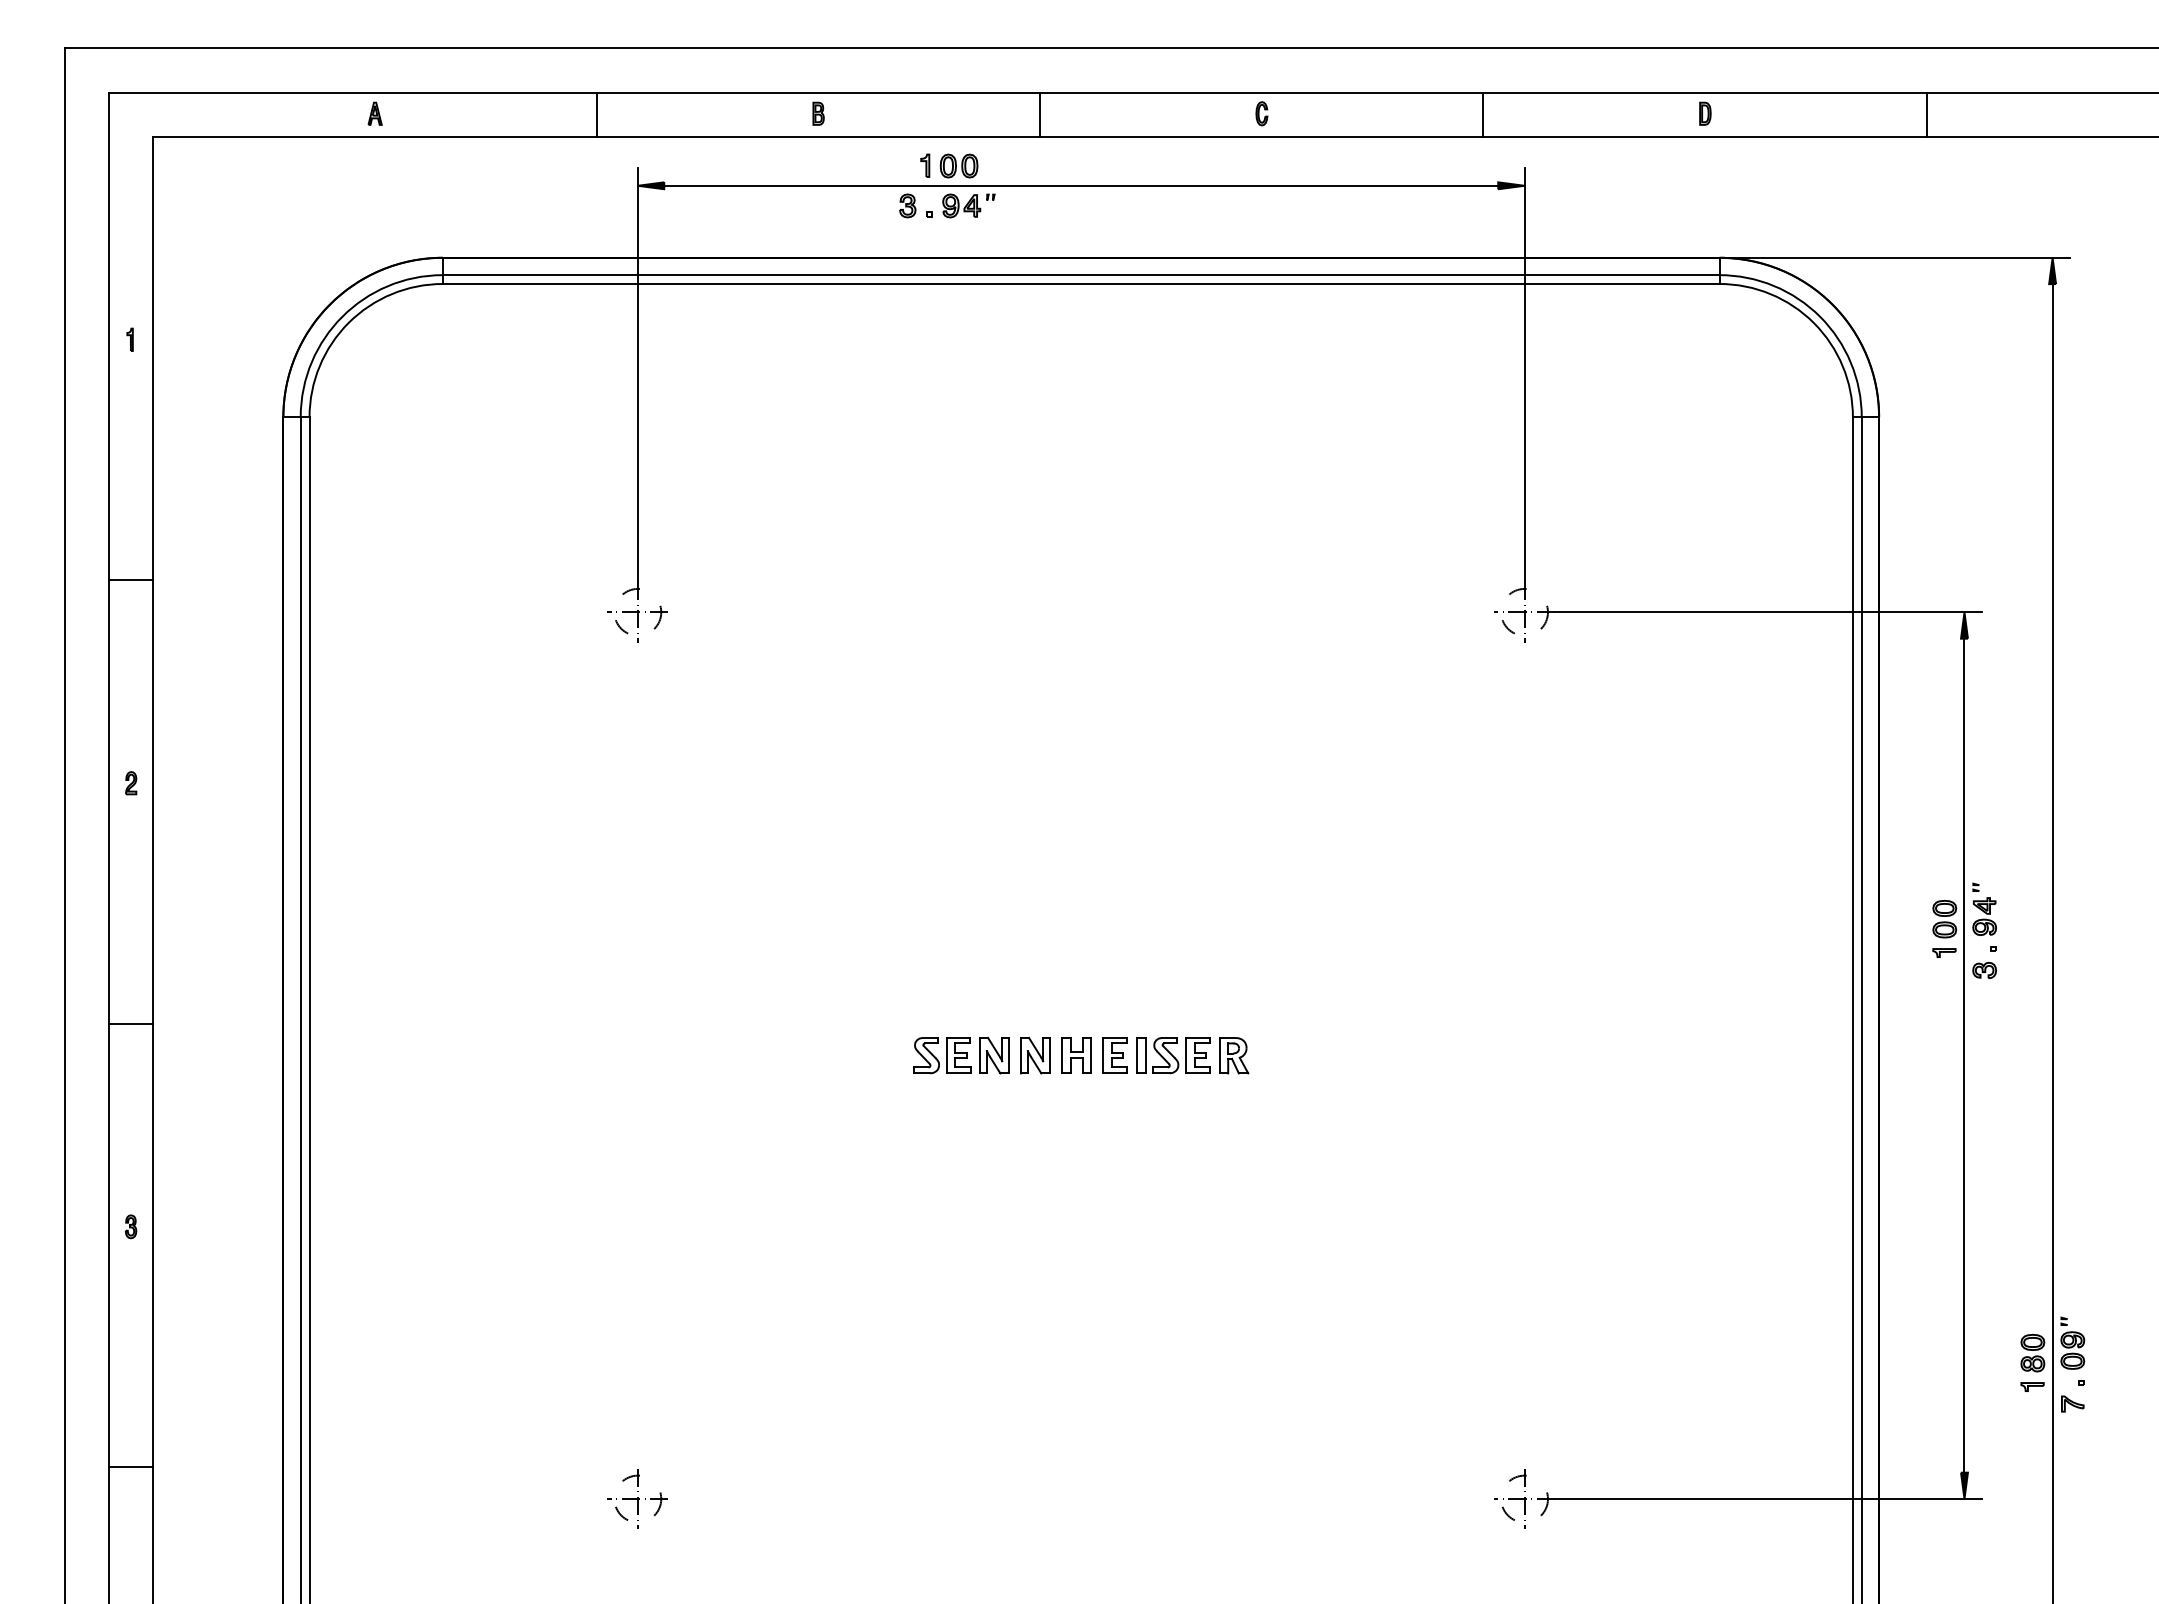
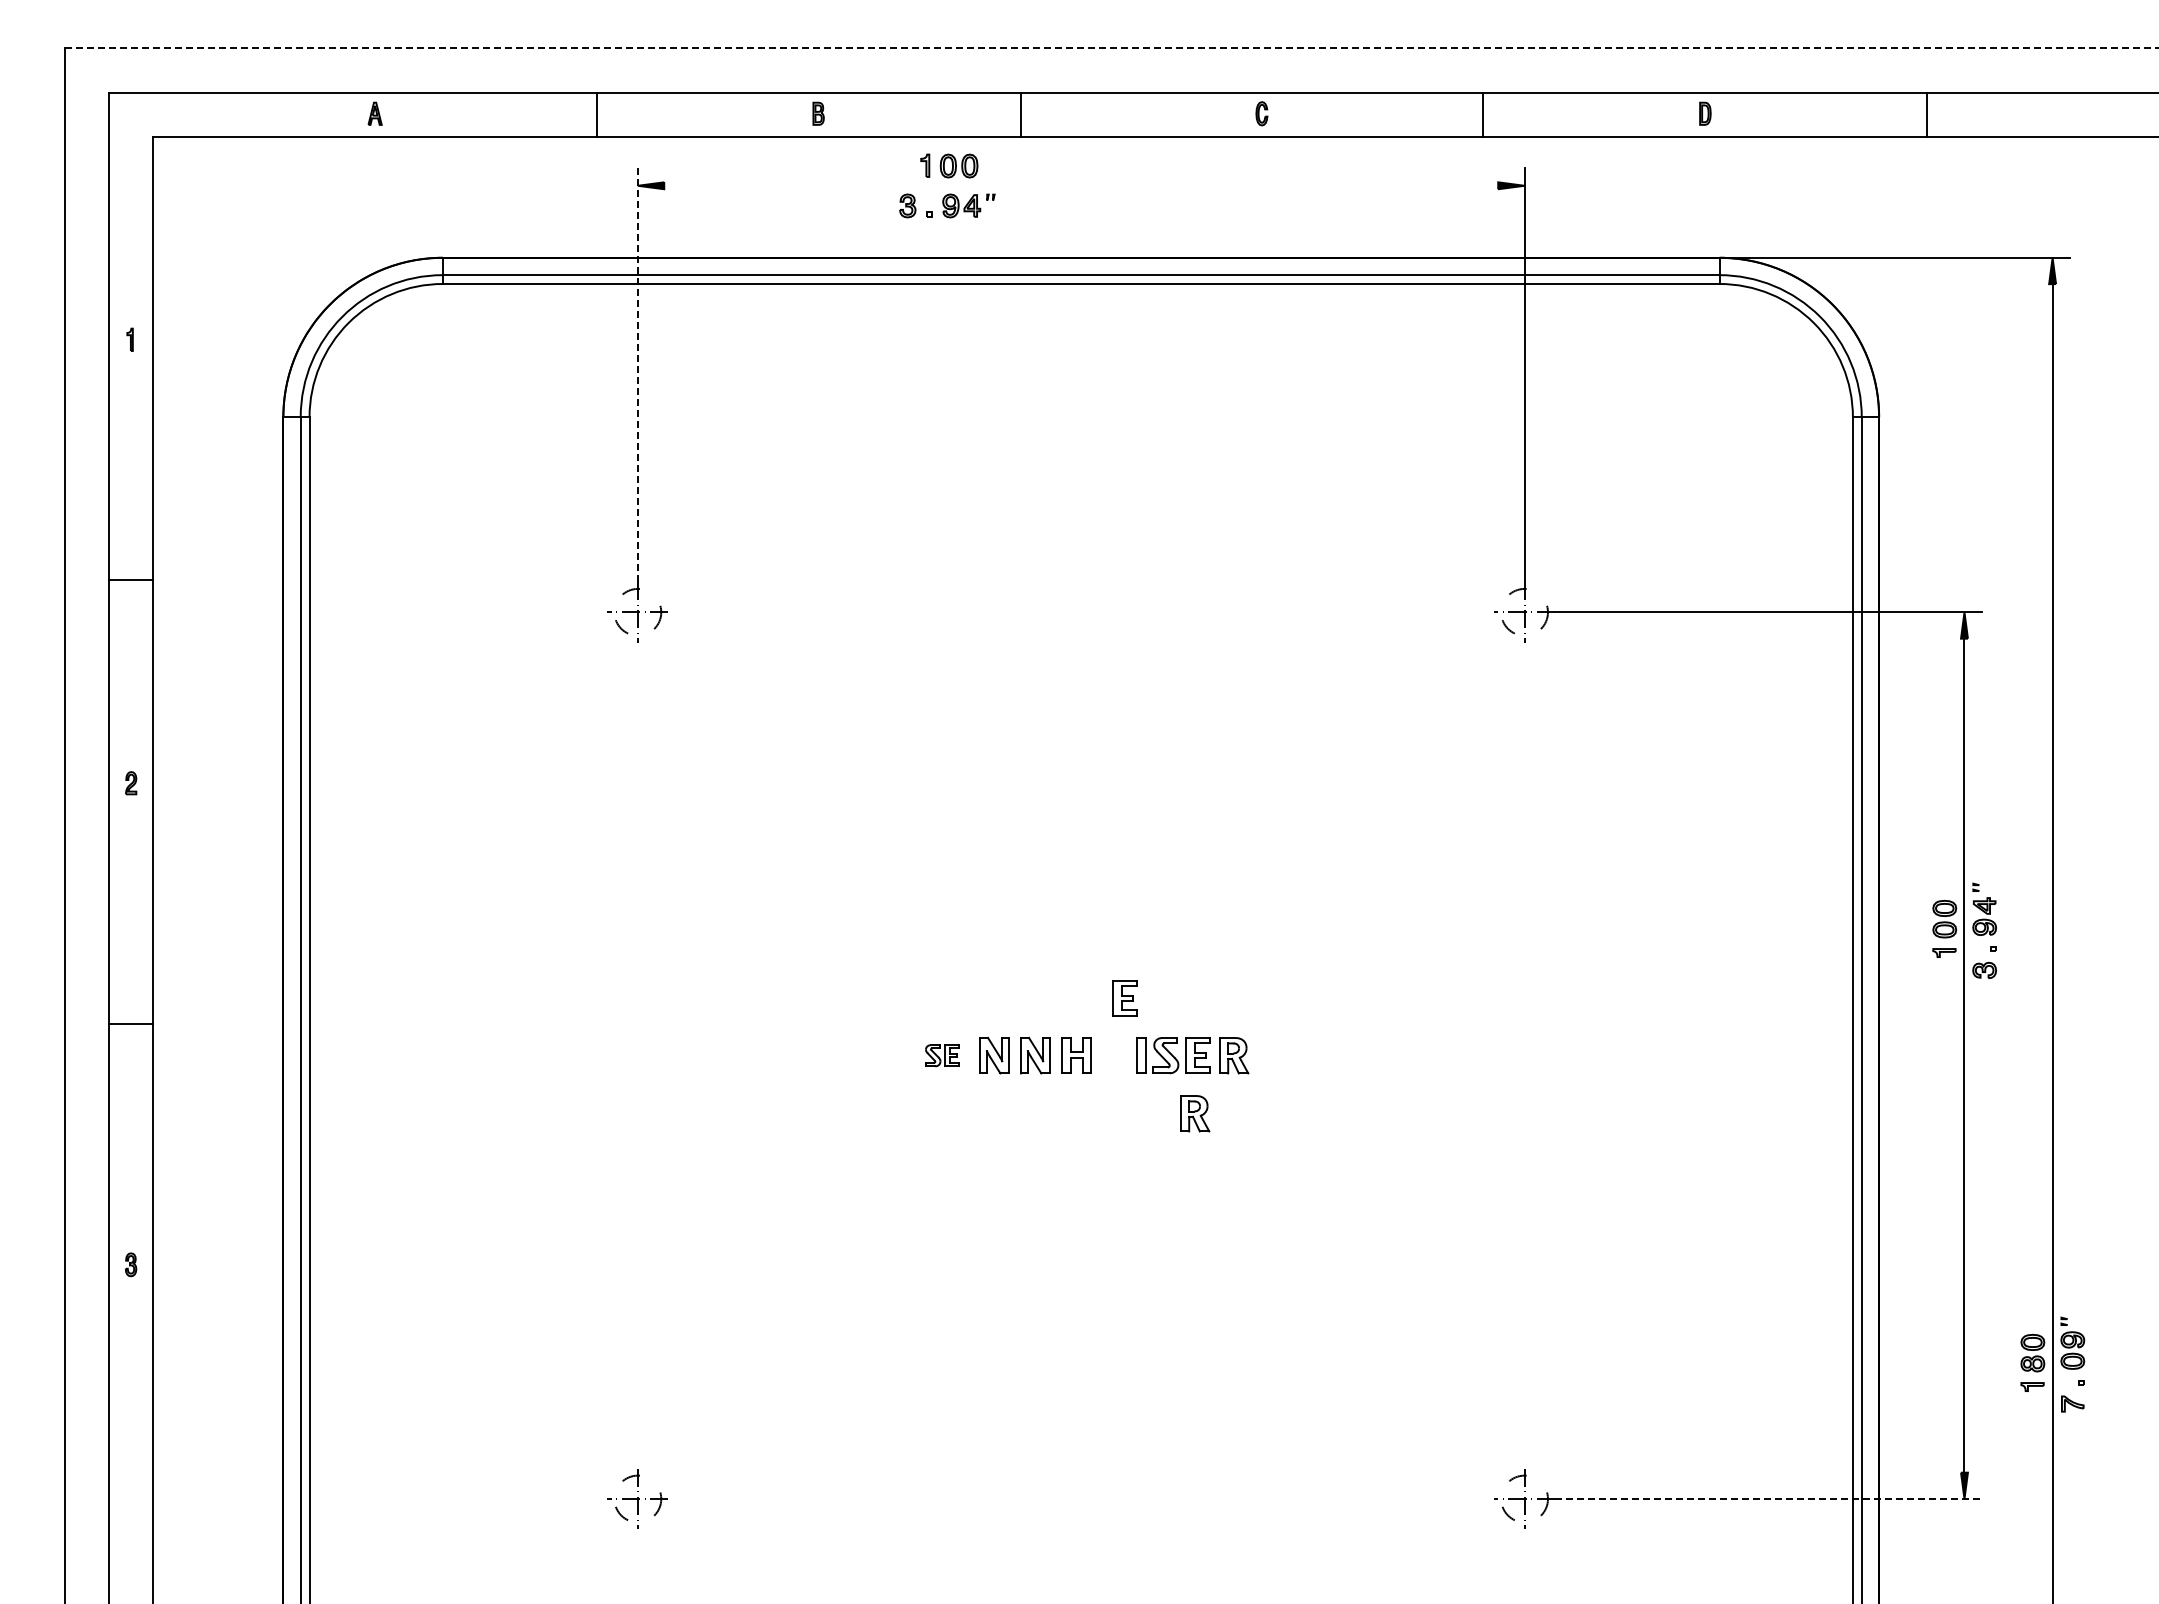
line: solid -> dashed (1111, 48)
line position: (1040, 114) -> (1021, 114) (1021, 114)
line: present -> none (1081, 185)
line: solid -> dashed (637, 374)
part size: 59x38 px -> 35x24 px (942, 1055)
part position: (1114, 1055) -> (1124, 998) (1124, 998)
part: none -> present (1195, 1113)
part position: (131, 1226) -> (131, 1264) (131, 1264)
line: present -> none (131, 1466)
line: solid -> dashed (1768, 1499)
